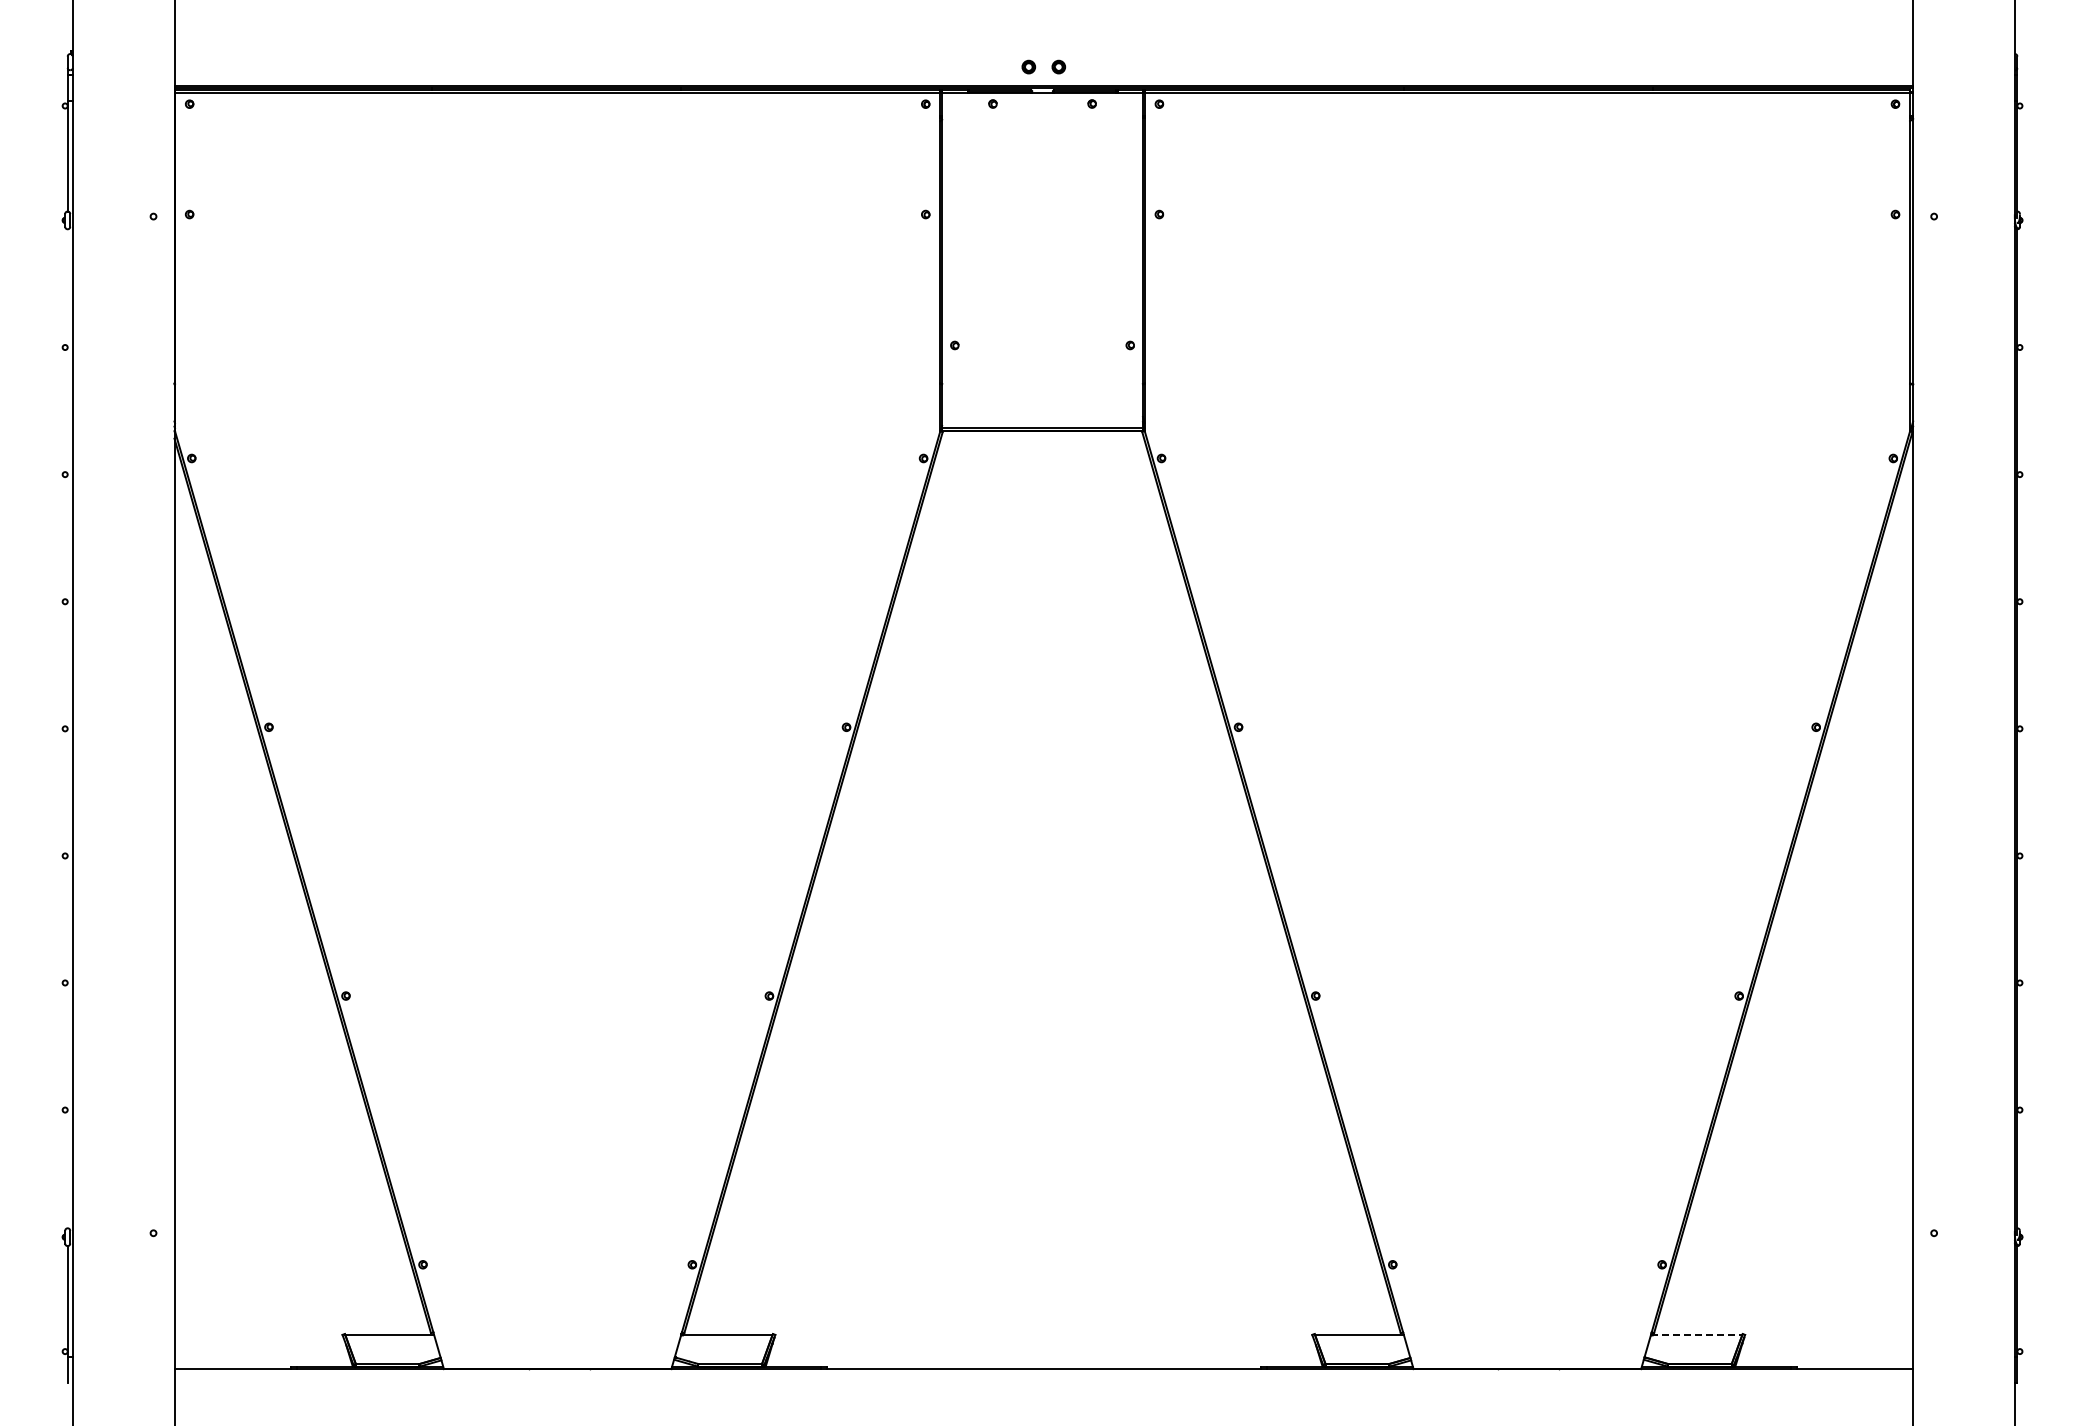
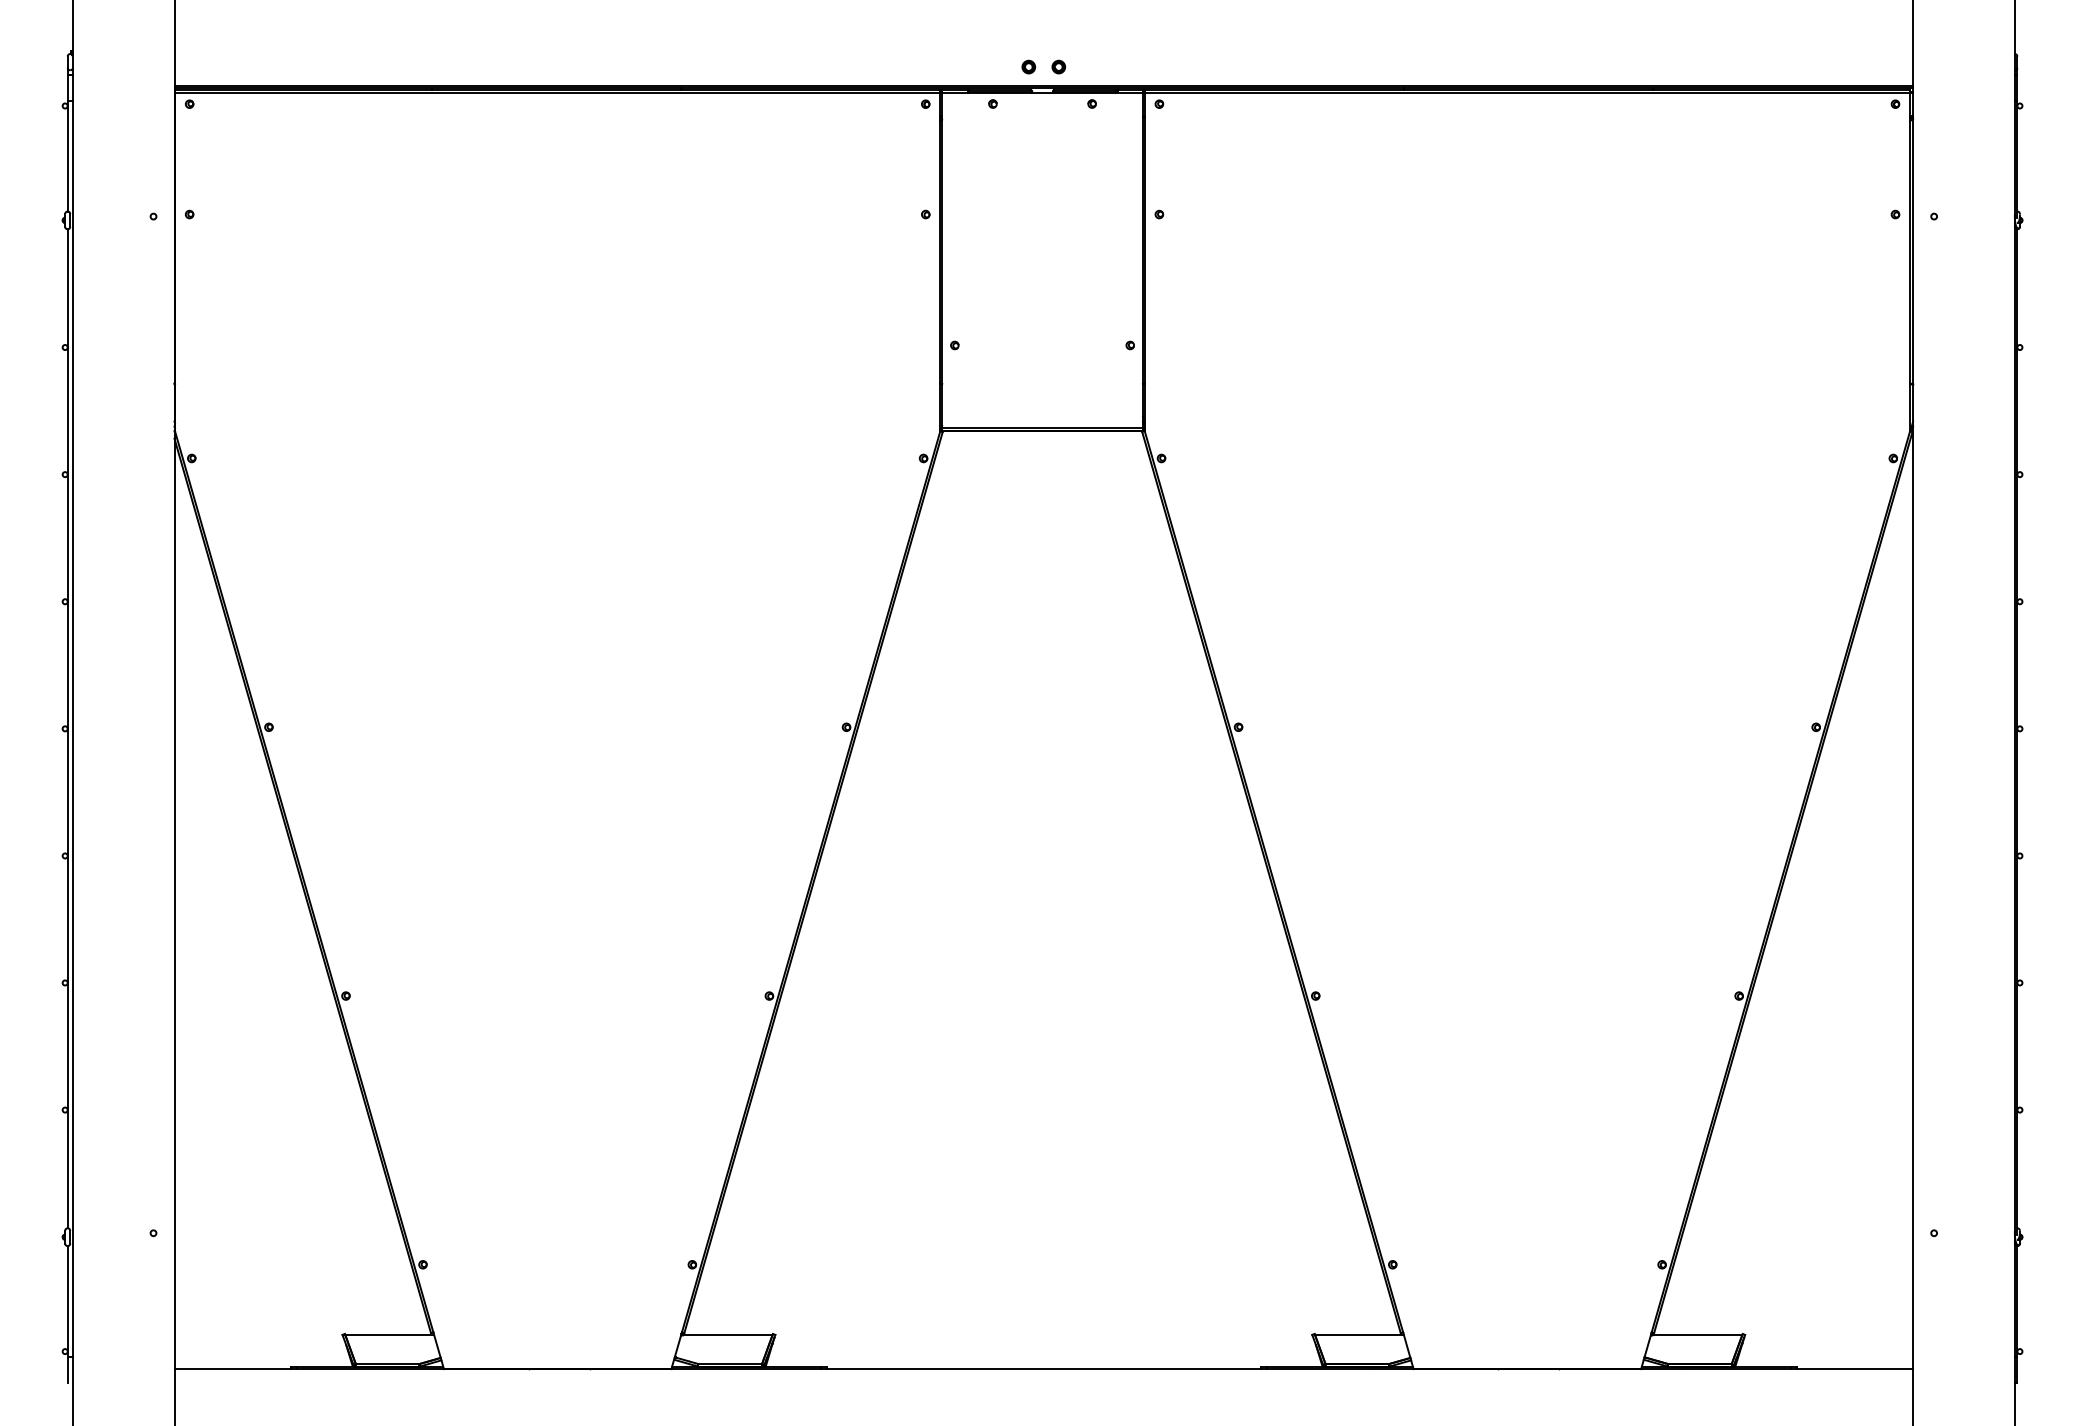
line: none -> present (67, 728)
line: dashed -> solid (1696, 1335)
